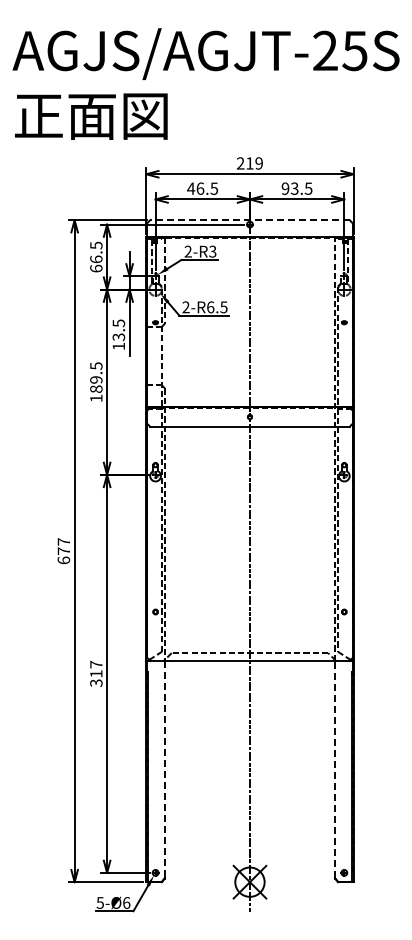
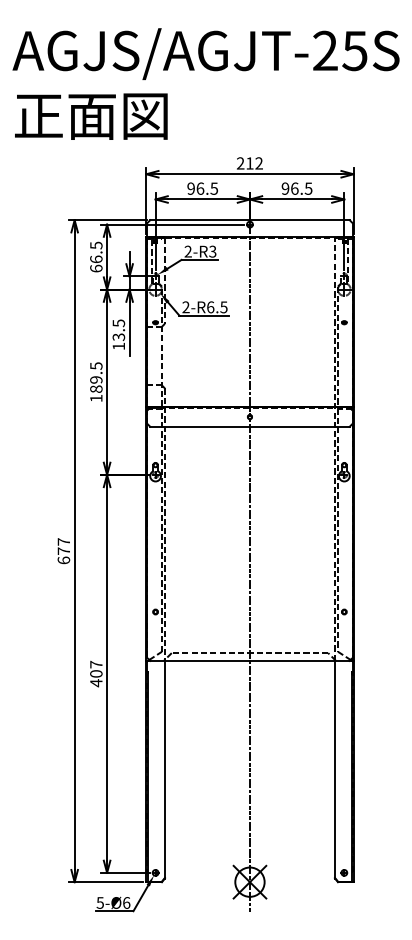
text: 219 -> 212 (258, 163)
text: 46.5 -> 96.5 (191, 188)
text: 93.5 -> 96.5 (294, 188)
line: dashed -> solid (249, 220)
text: 317 -> 407 (96, 678)
line: dashed -> solid (164, 769)
line: dashed -> solid (335, 769)
